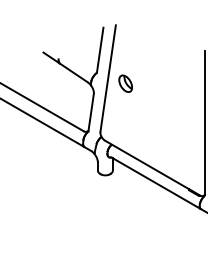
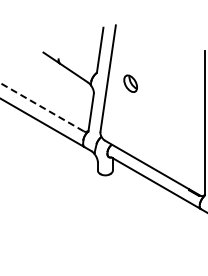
part position: (125, 83) -> (130, 83) (130, 83)
line: solid -> dashed (42, 107)
